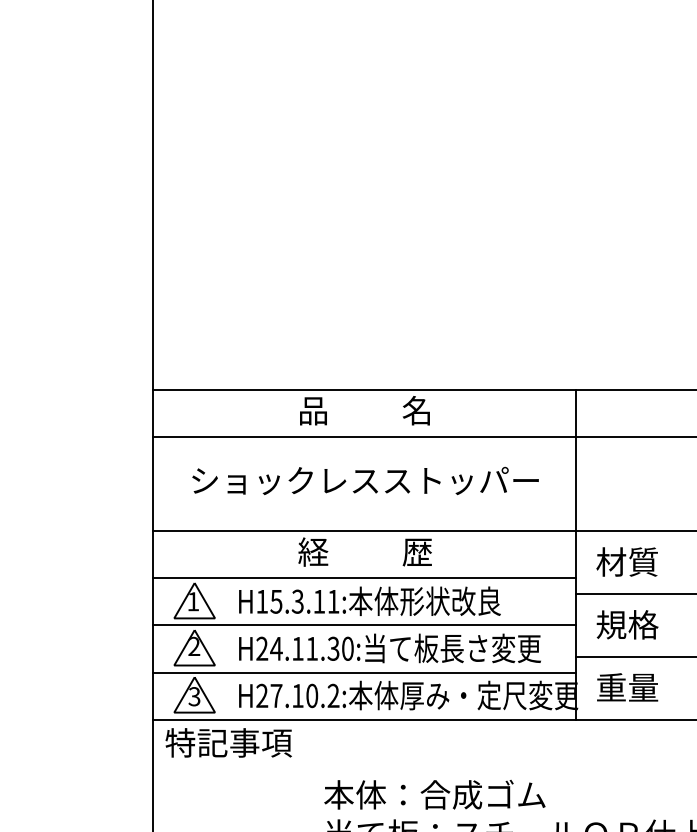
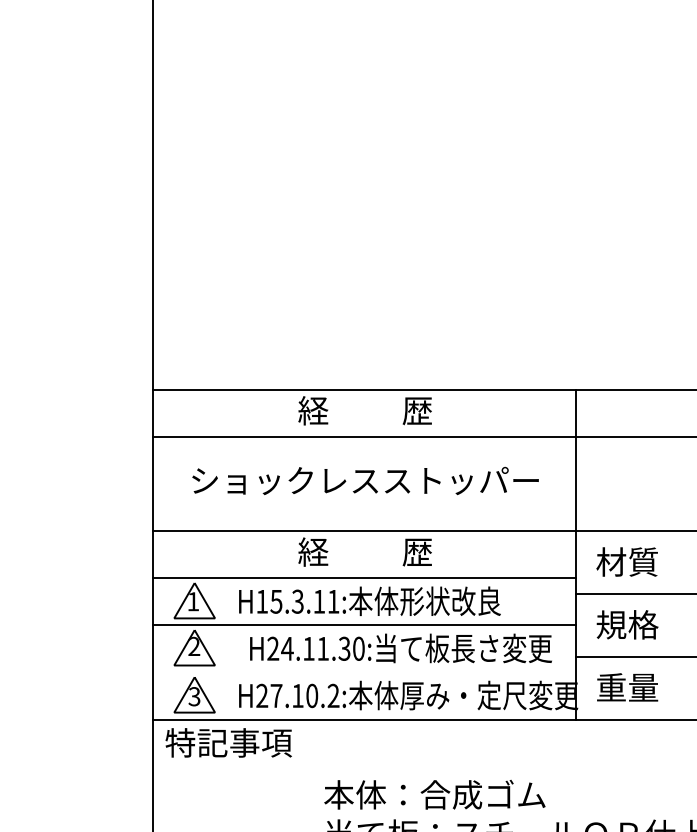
text: 品          名 -> 経          歴 (364, 410)
text position: (389, 648) -> (400, 648) (400, 648)
line: present -> none (364, 672)
